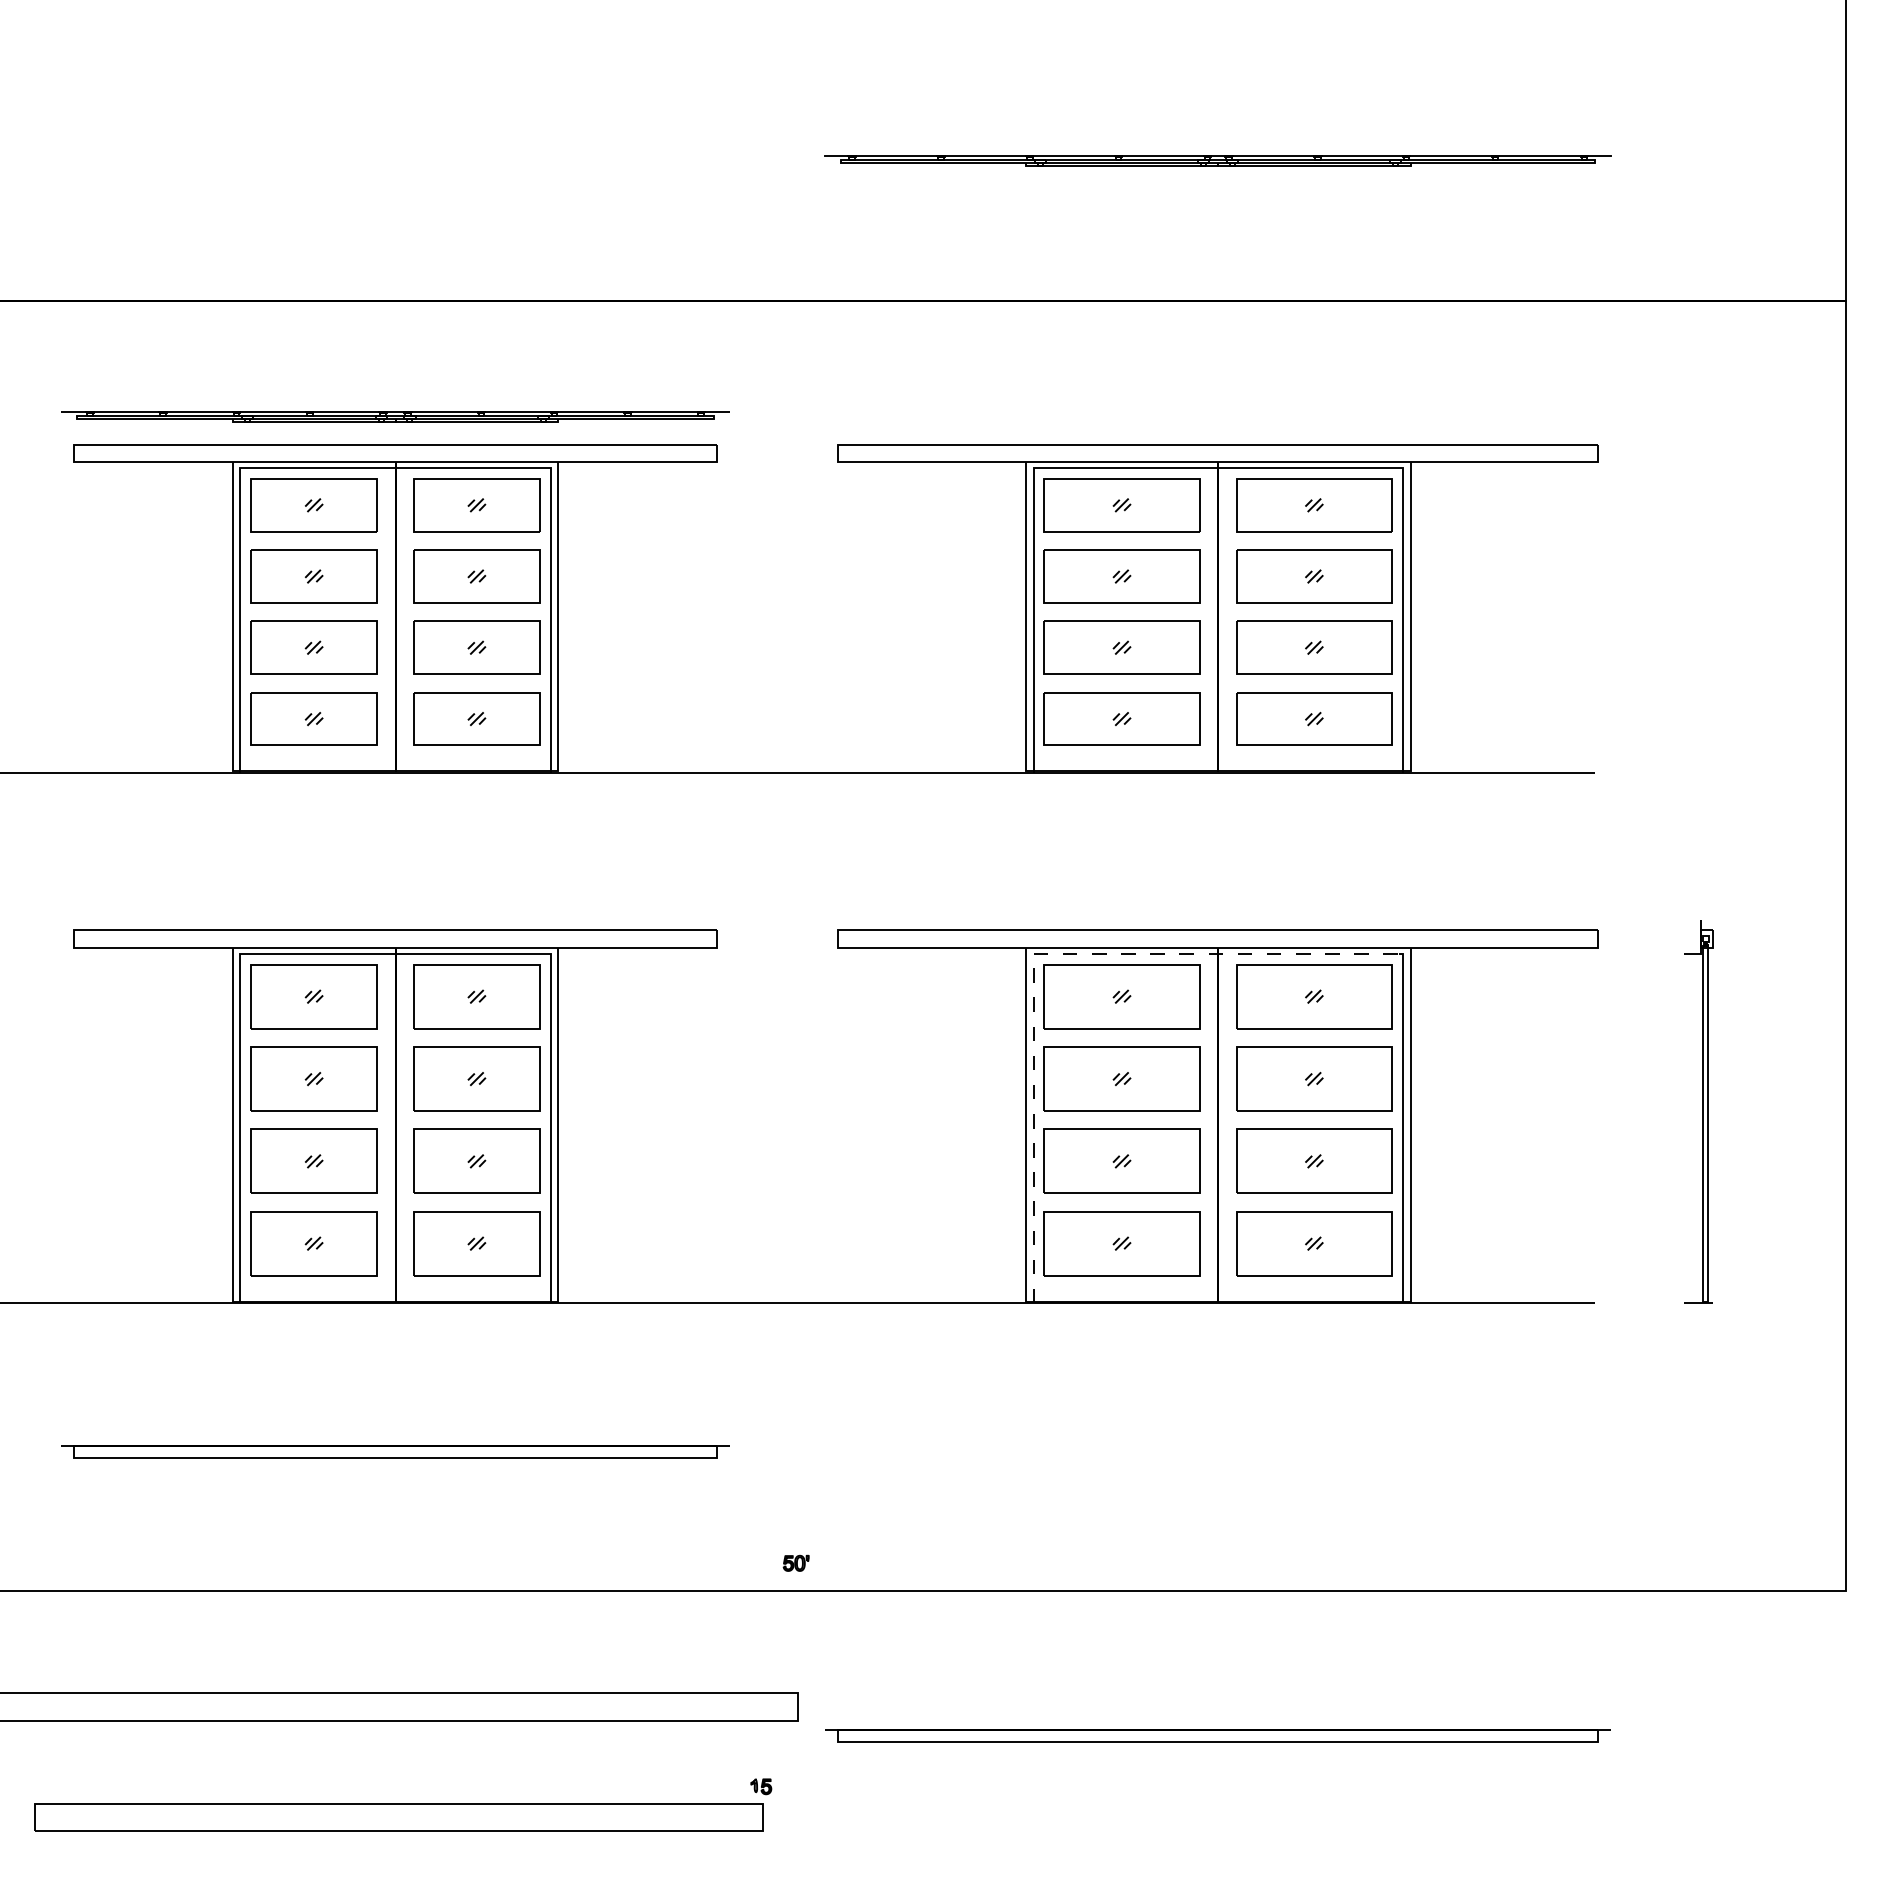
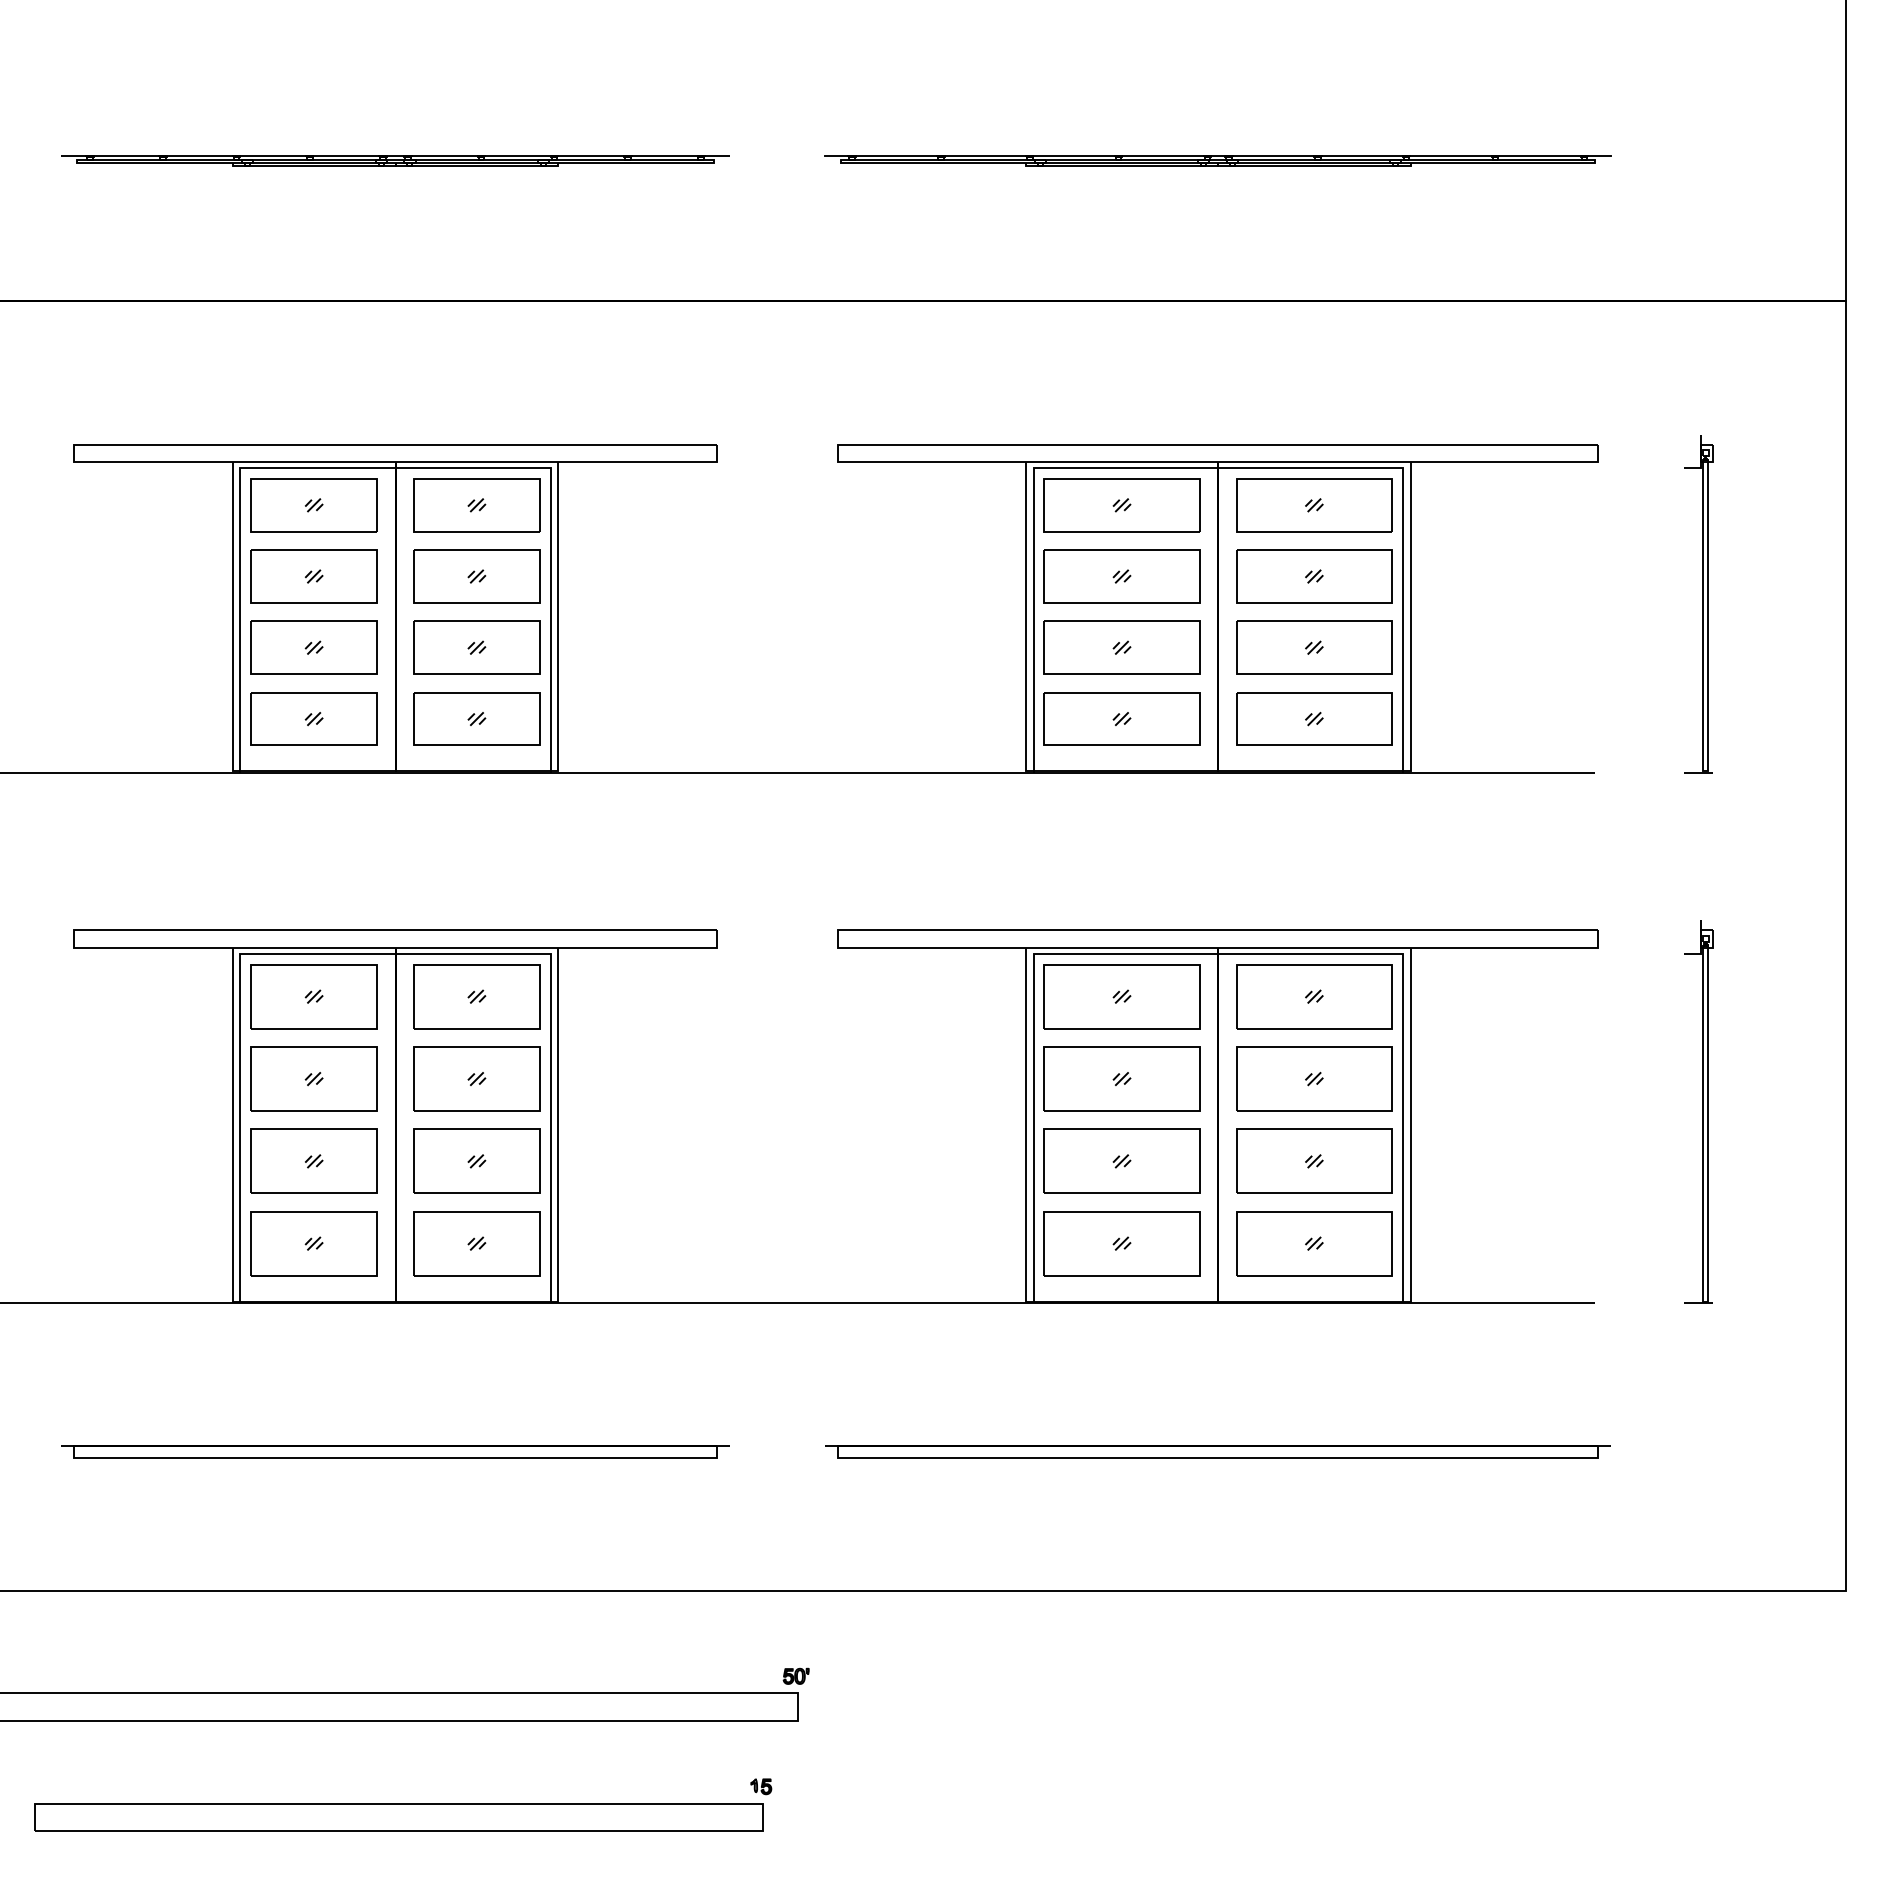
part position: (395, 416) -> (395, 160) (395, 160)
part: none -> present (1698, 604)
line: dashed -> solid (1041, 953)
part position: (795, 1562) -> (795, 1675) (795, 1675)
part position: (1217, 1735) -> (1217, 1451) (1217, 1451)
